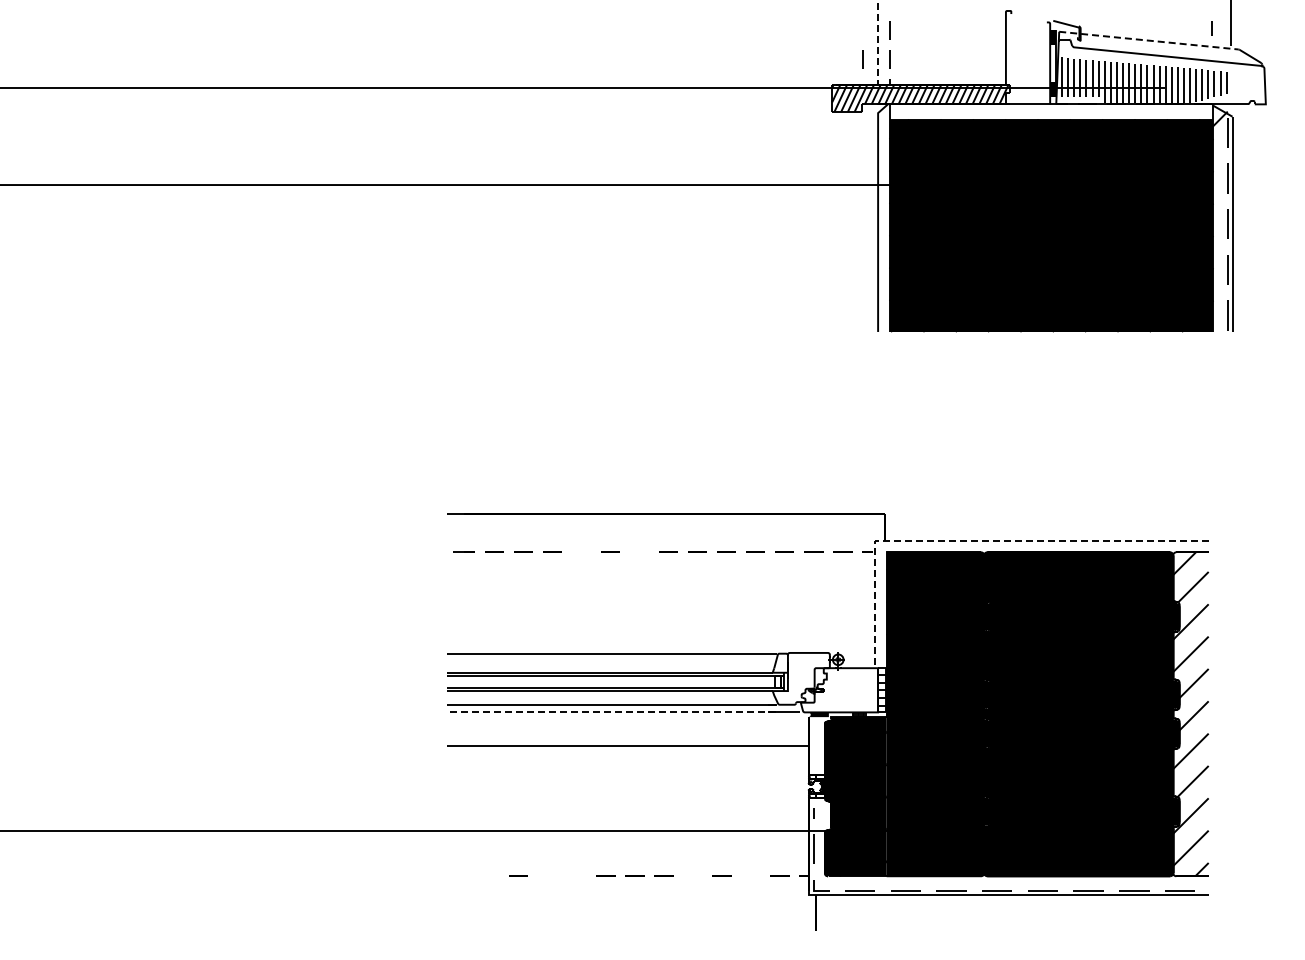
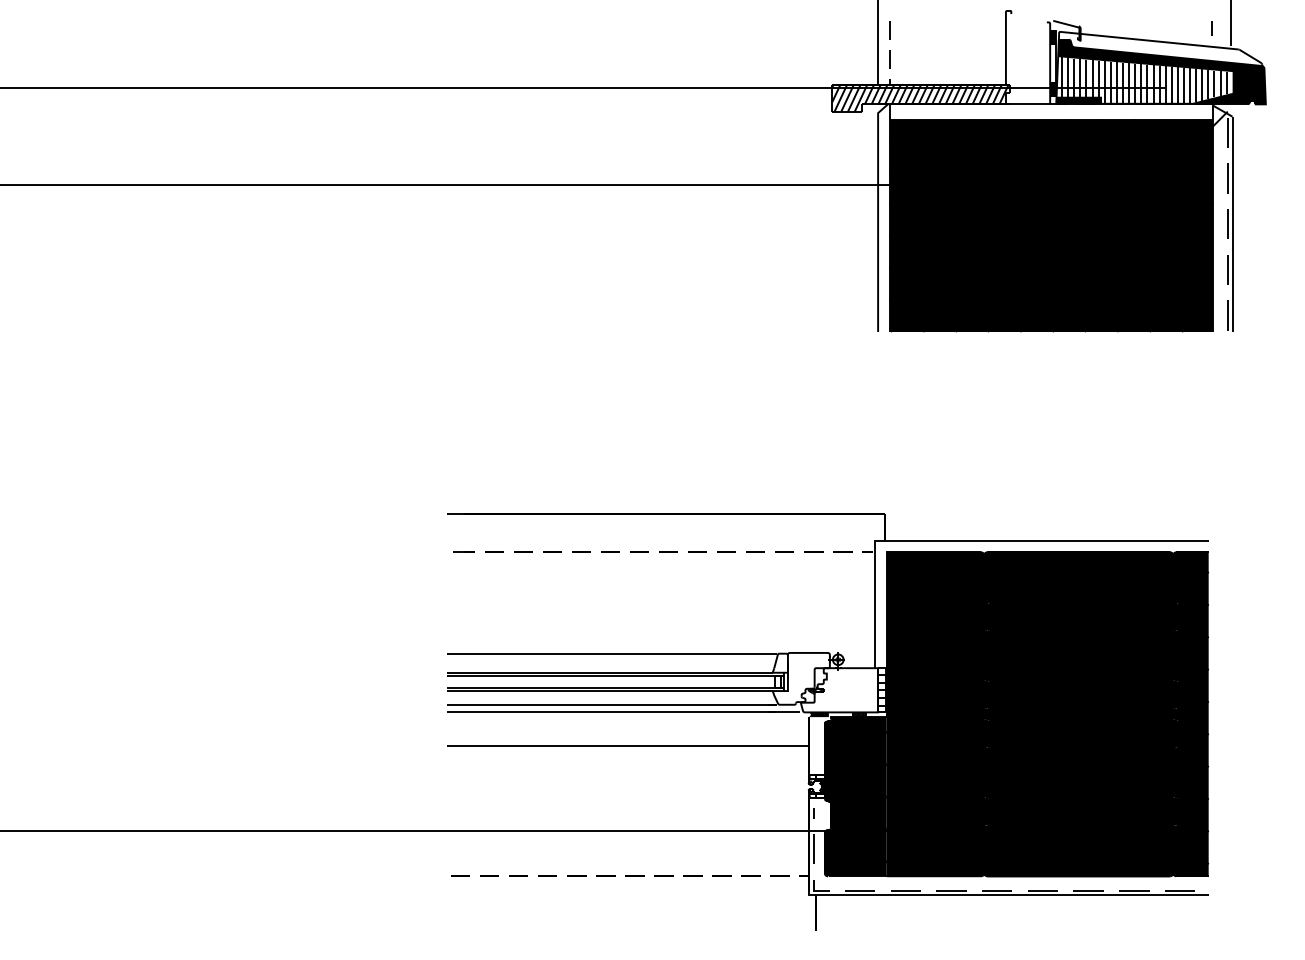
line: dashed -> solid (1149, 40)
line: dashed -> solid (878, 43)
line: present -> none (862, 59)
fill: none -> present (1160, 71)
line: dashed -> solid (977, 540)
line: none -> present (581, 551)
line: none -> present (639, 551)
line: dashed -> solid (611, 712)
fill: none -> present (1190, 714)
line: none -> present (460, 875)
line: none -> present (489, 875)
line: none -> present (547, 875)
line: none -> present (576, 875)
line: none -> present (692, 875)
line: none -> present (750, 875)
